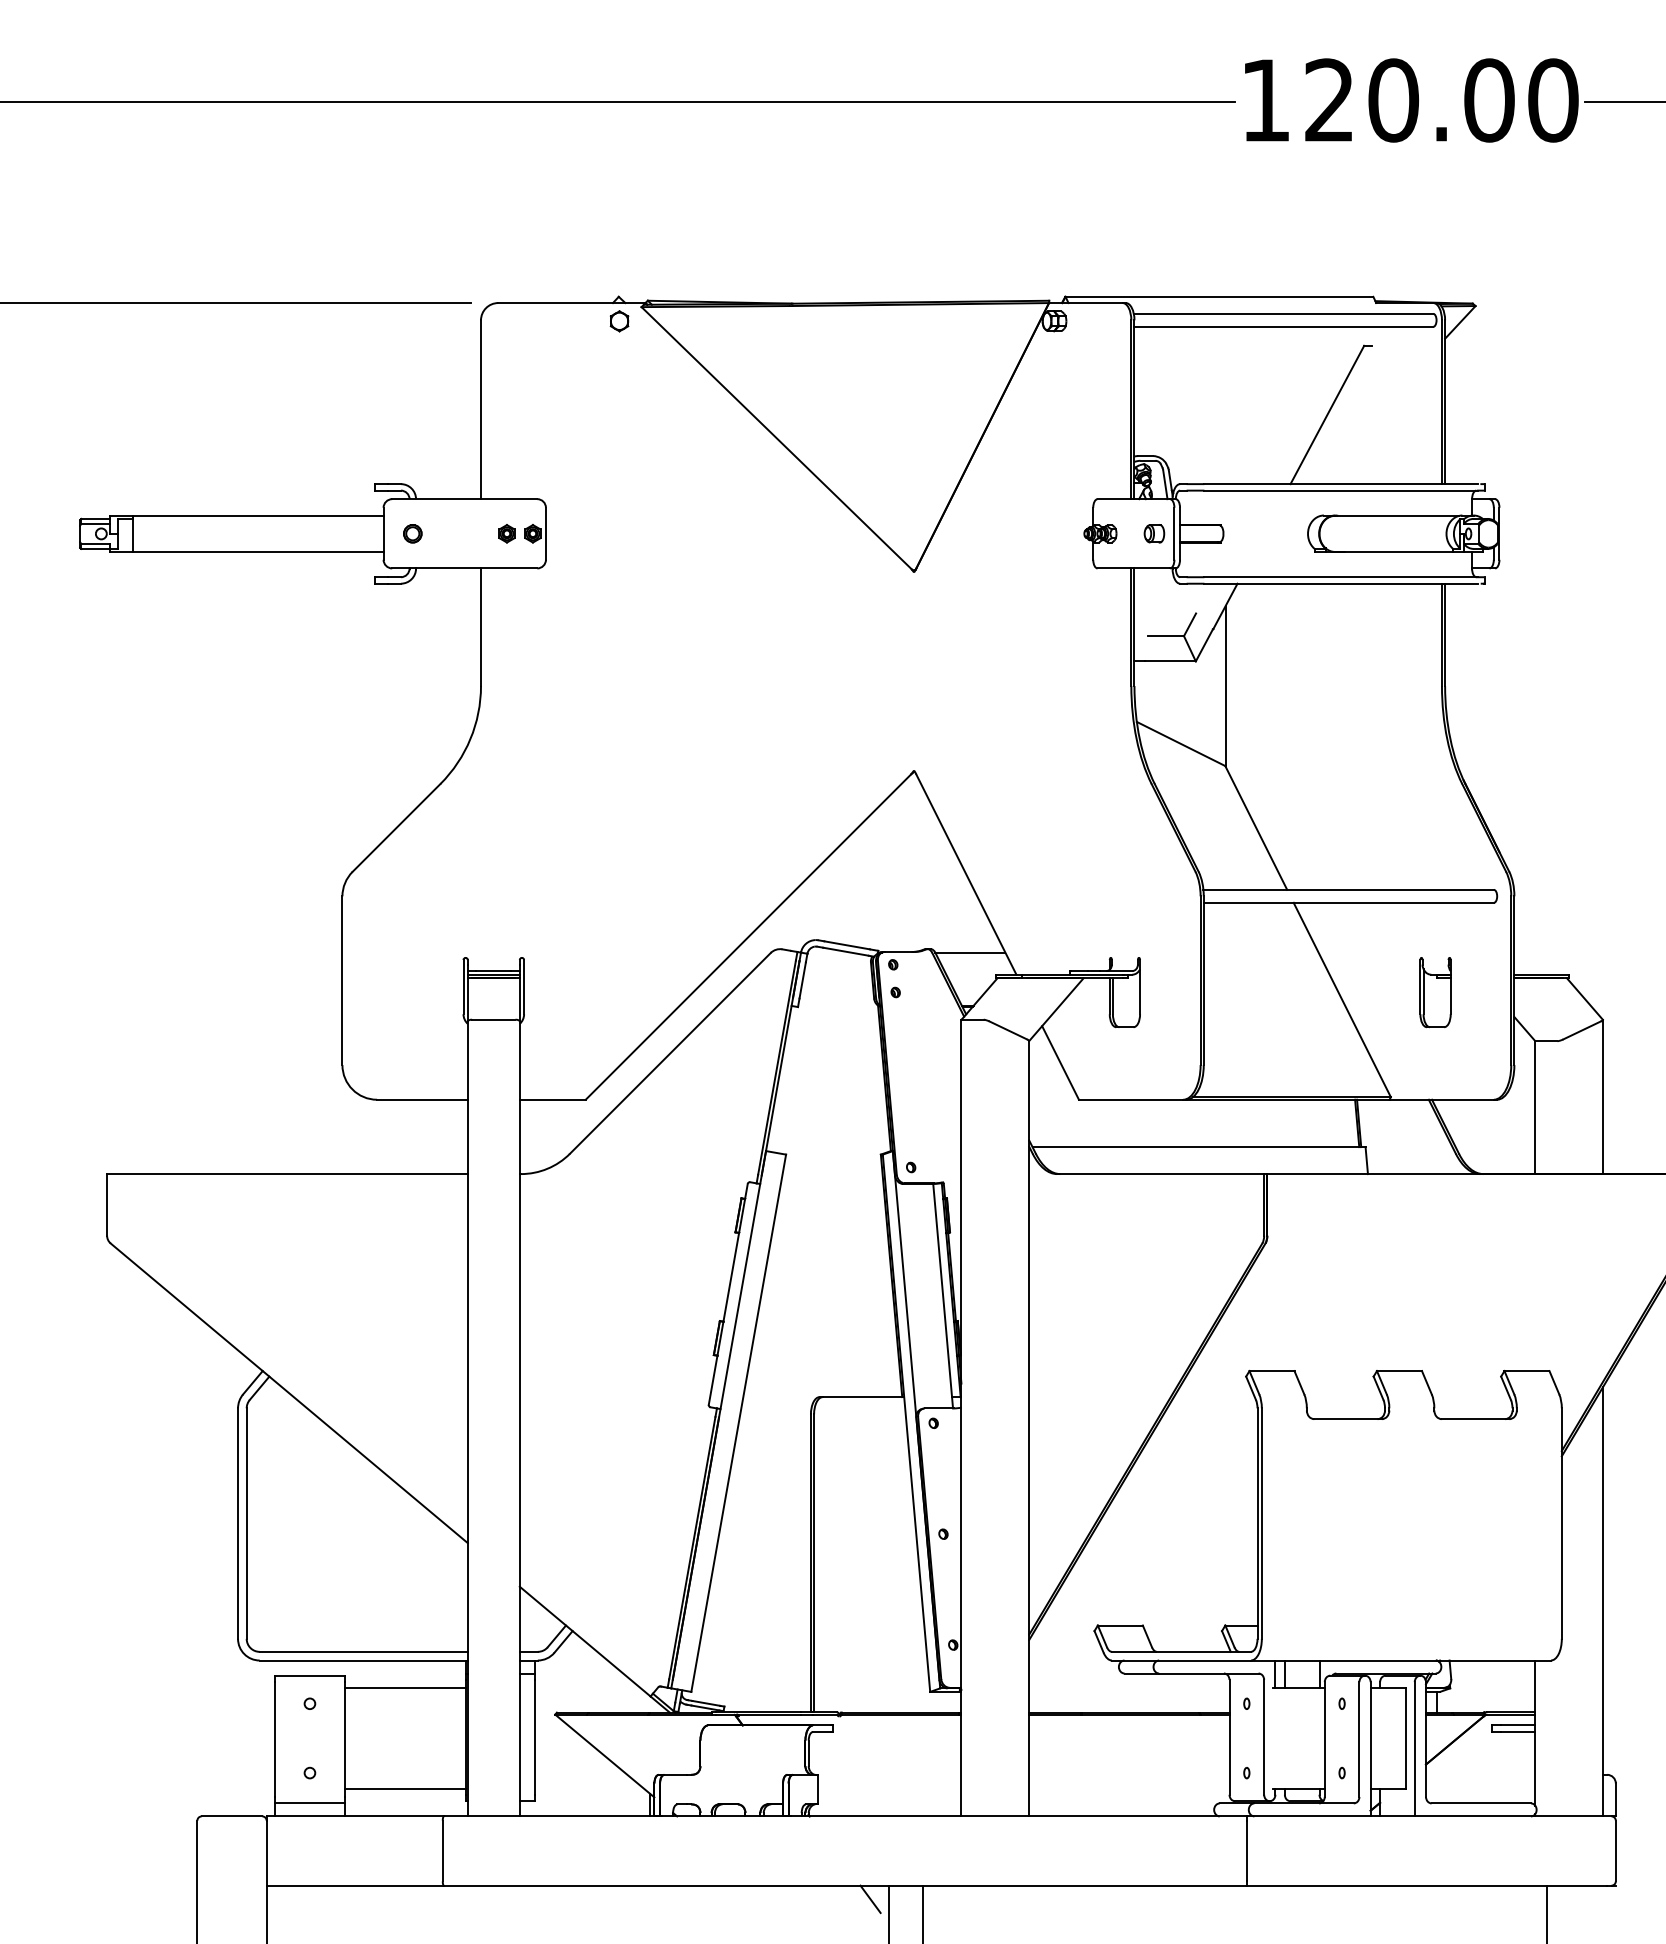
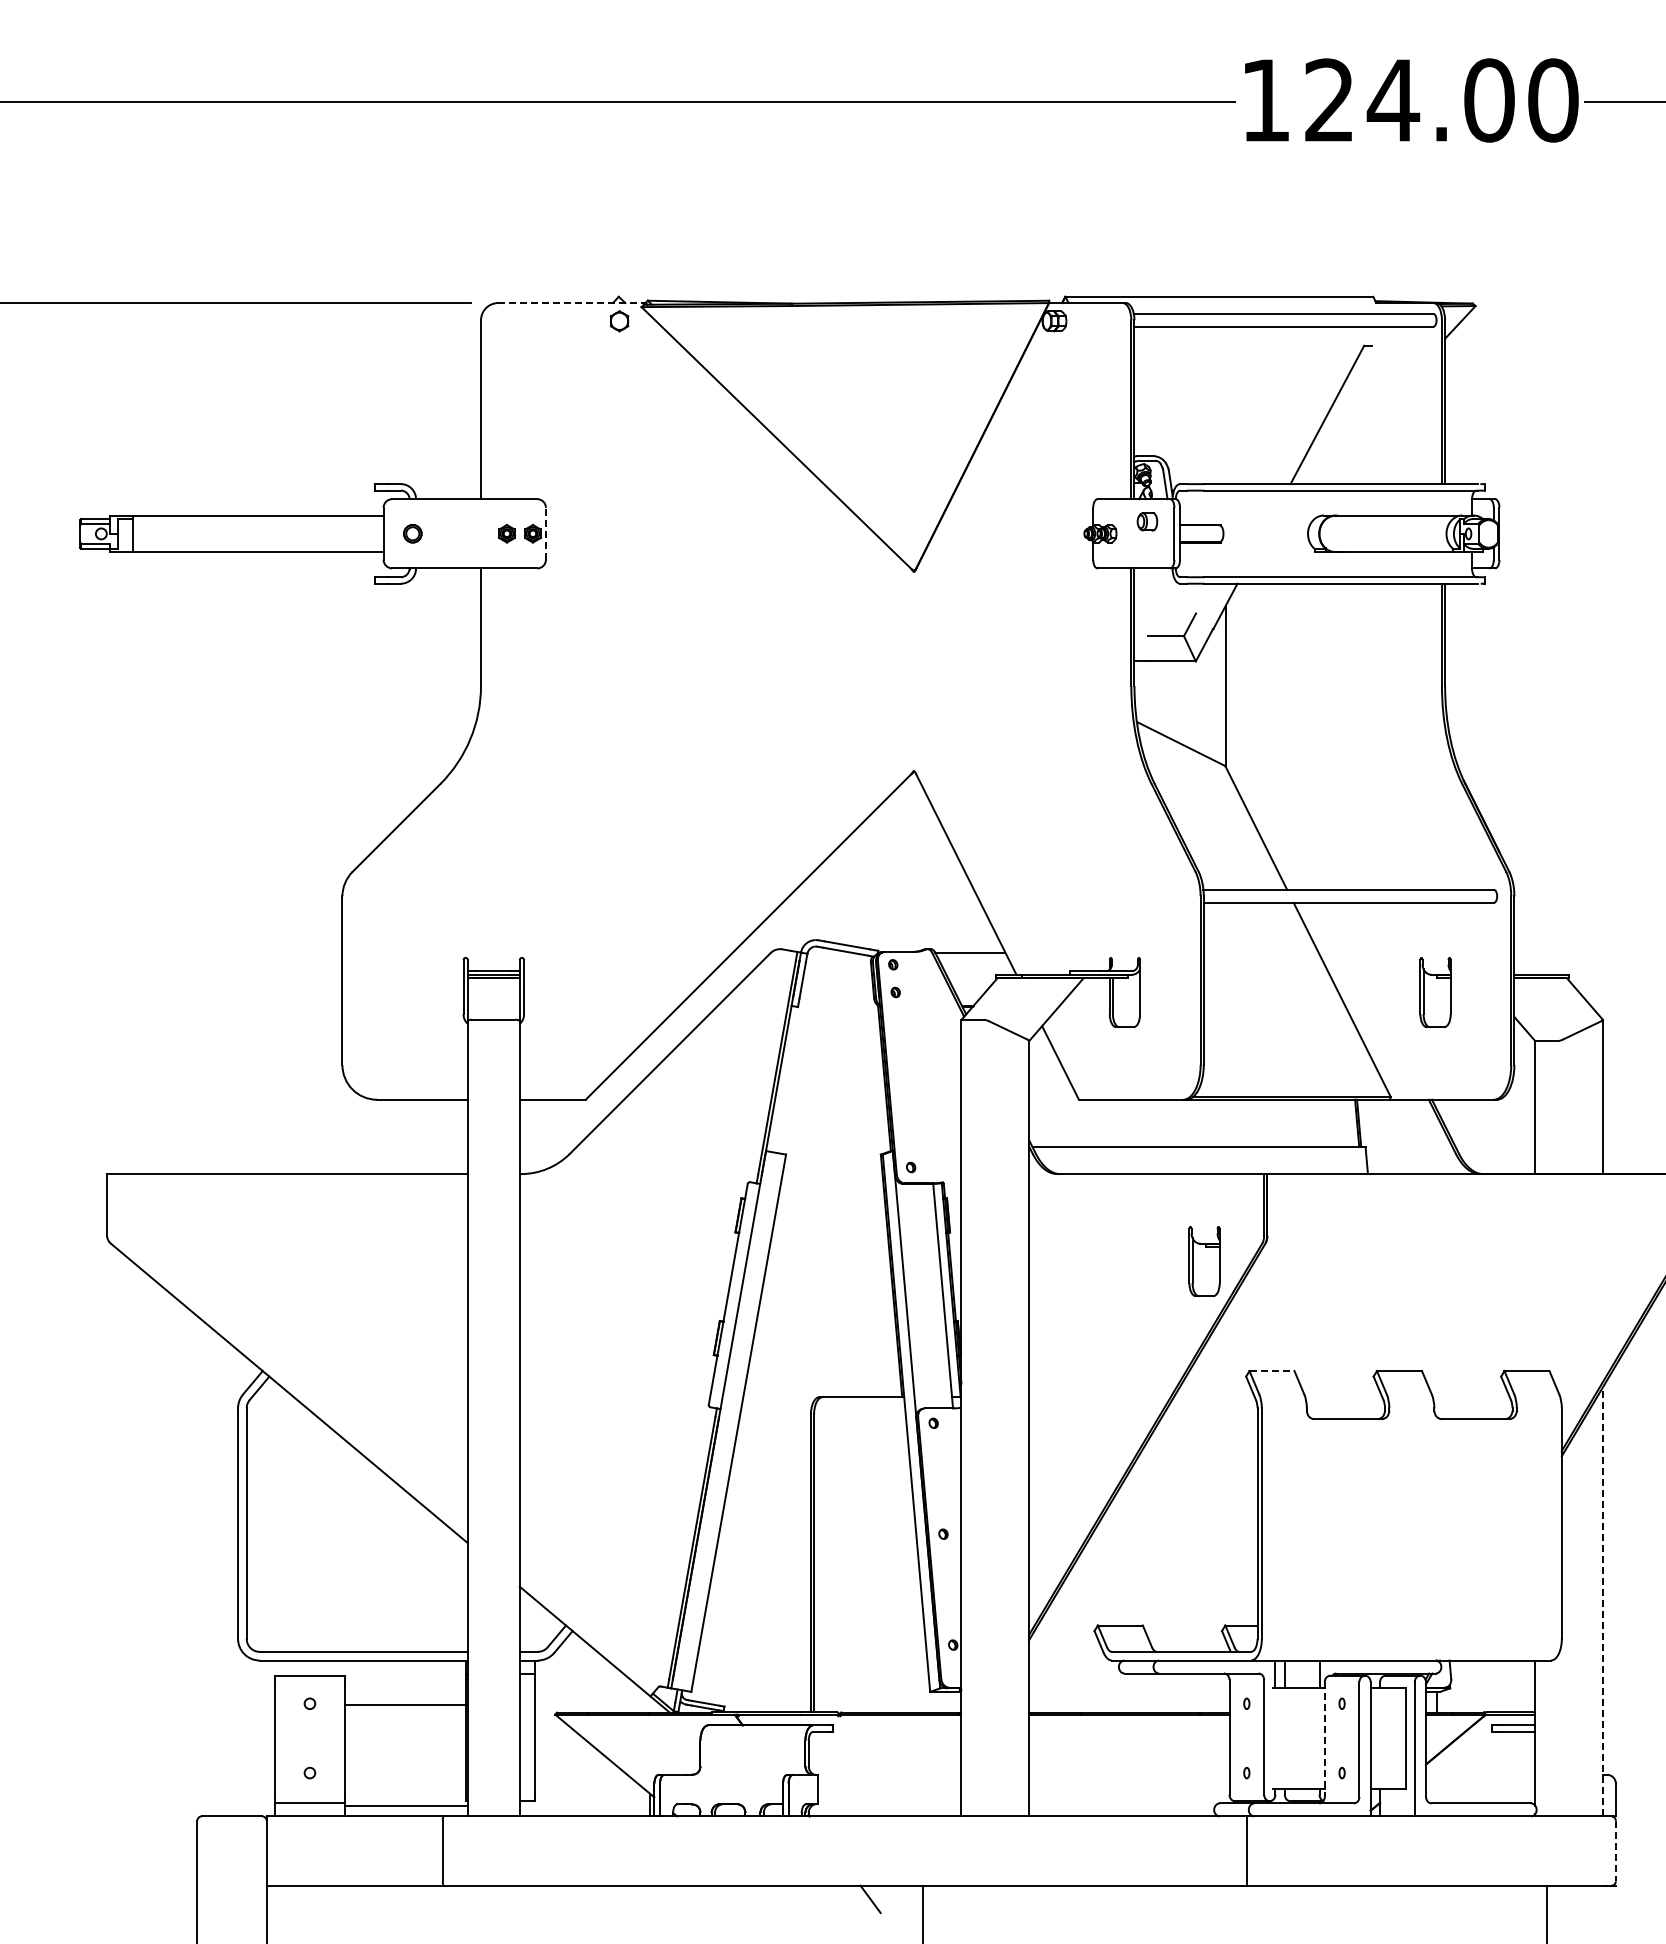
text: 120.00 -> 124.00 (1393, 100)
line: solid -> dashed (571, 303)
line: solid -> dashed (545, 533)
part position: (1154, 533) -> (1147, 521) (1147, 521)
part: none -> present (1204, 1261)
line: solid -> dashed (1272, 1371)
line: solid -> dashed (1602, 1601)
line position: (404, 1688) -> (404, 1705) (404, 1705)
line: solid -> dashed (1324, 1740)
line position: (404, 1788) -> (404, 1805) (404, 1805)
line: solid -> dashed (1615, 1851)
line: present -> none (888, 1912)
